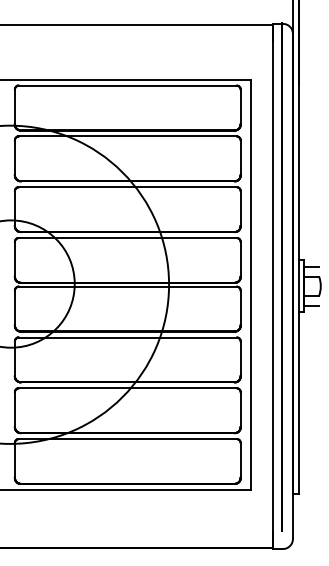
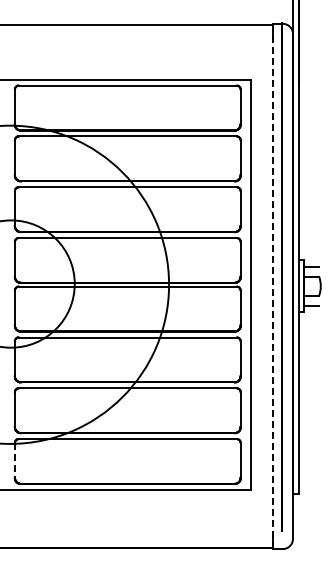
line: solid -> dashed (273, 286)
line: solid -> dashed (14, 460)
